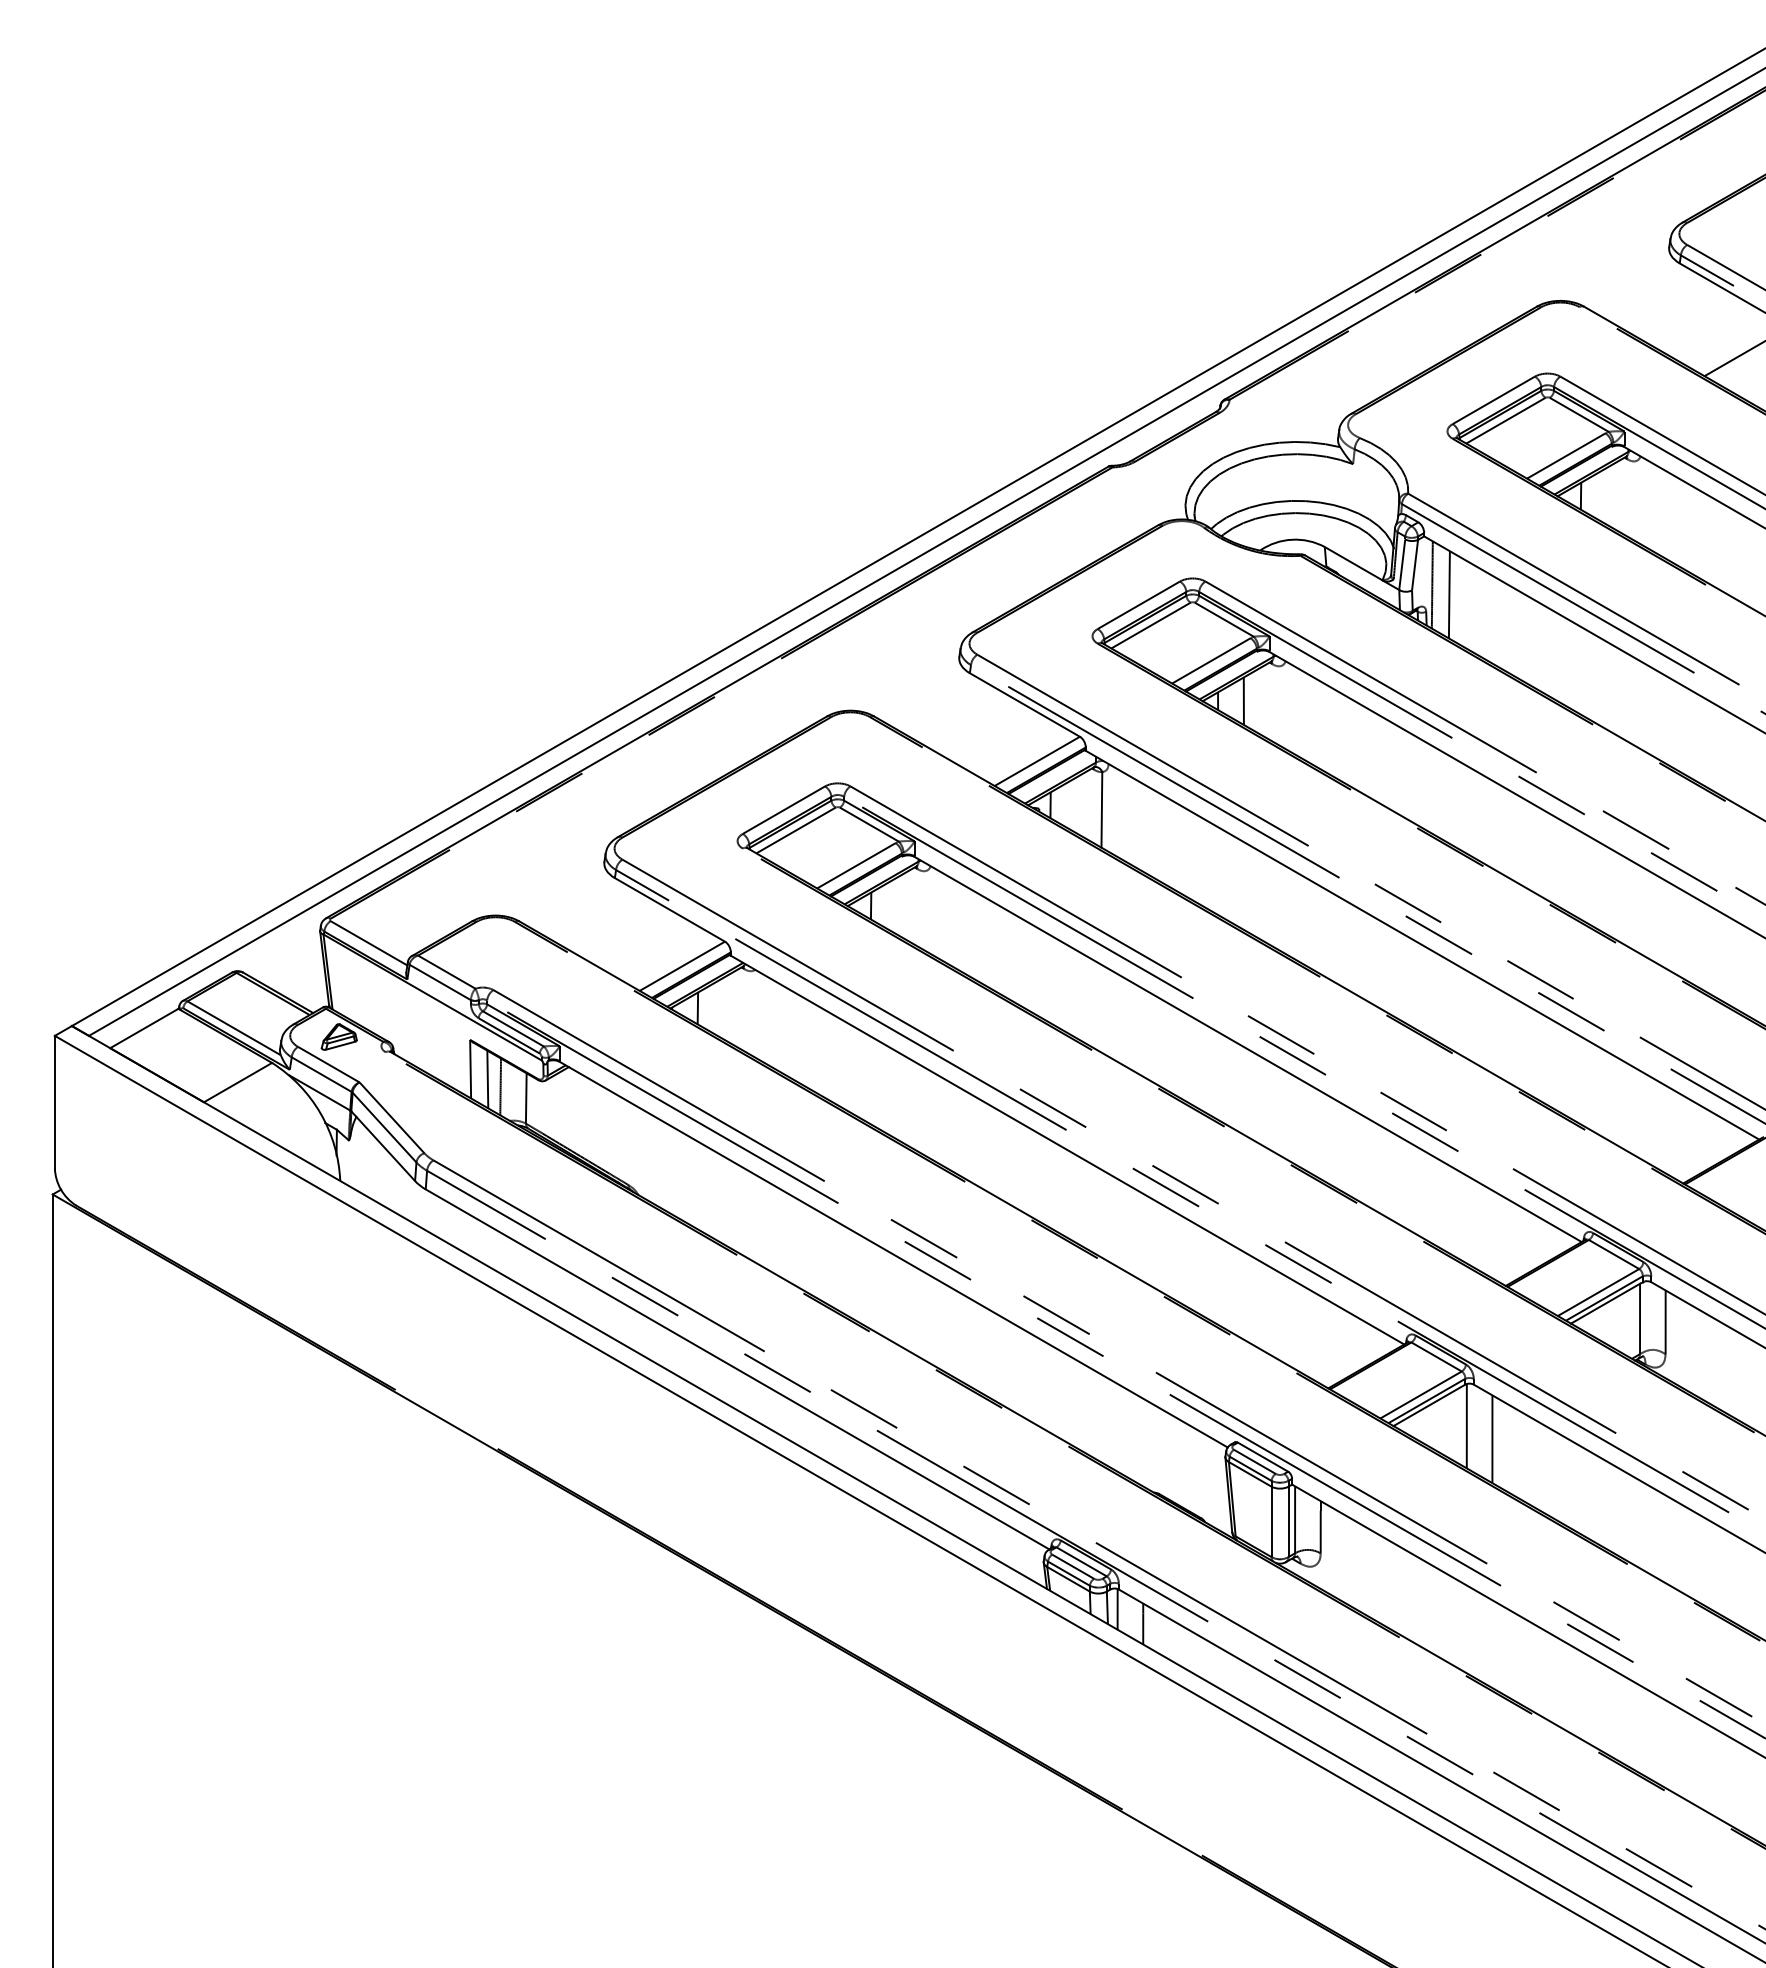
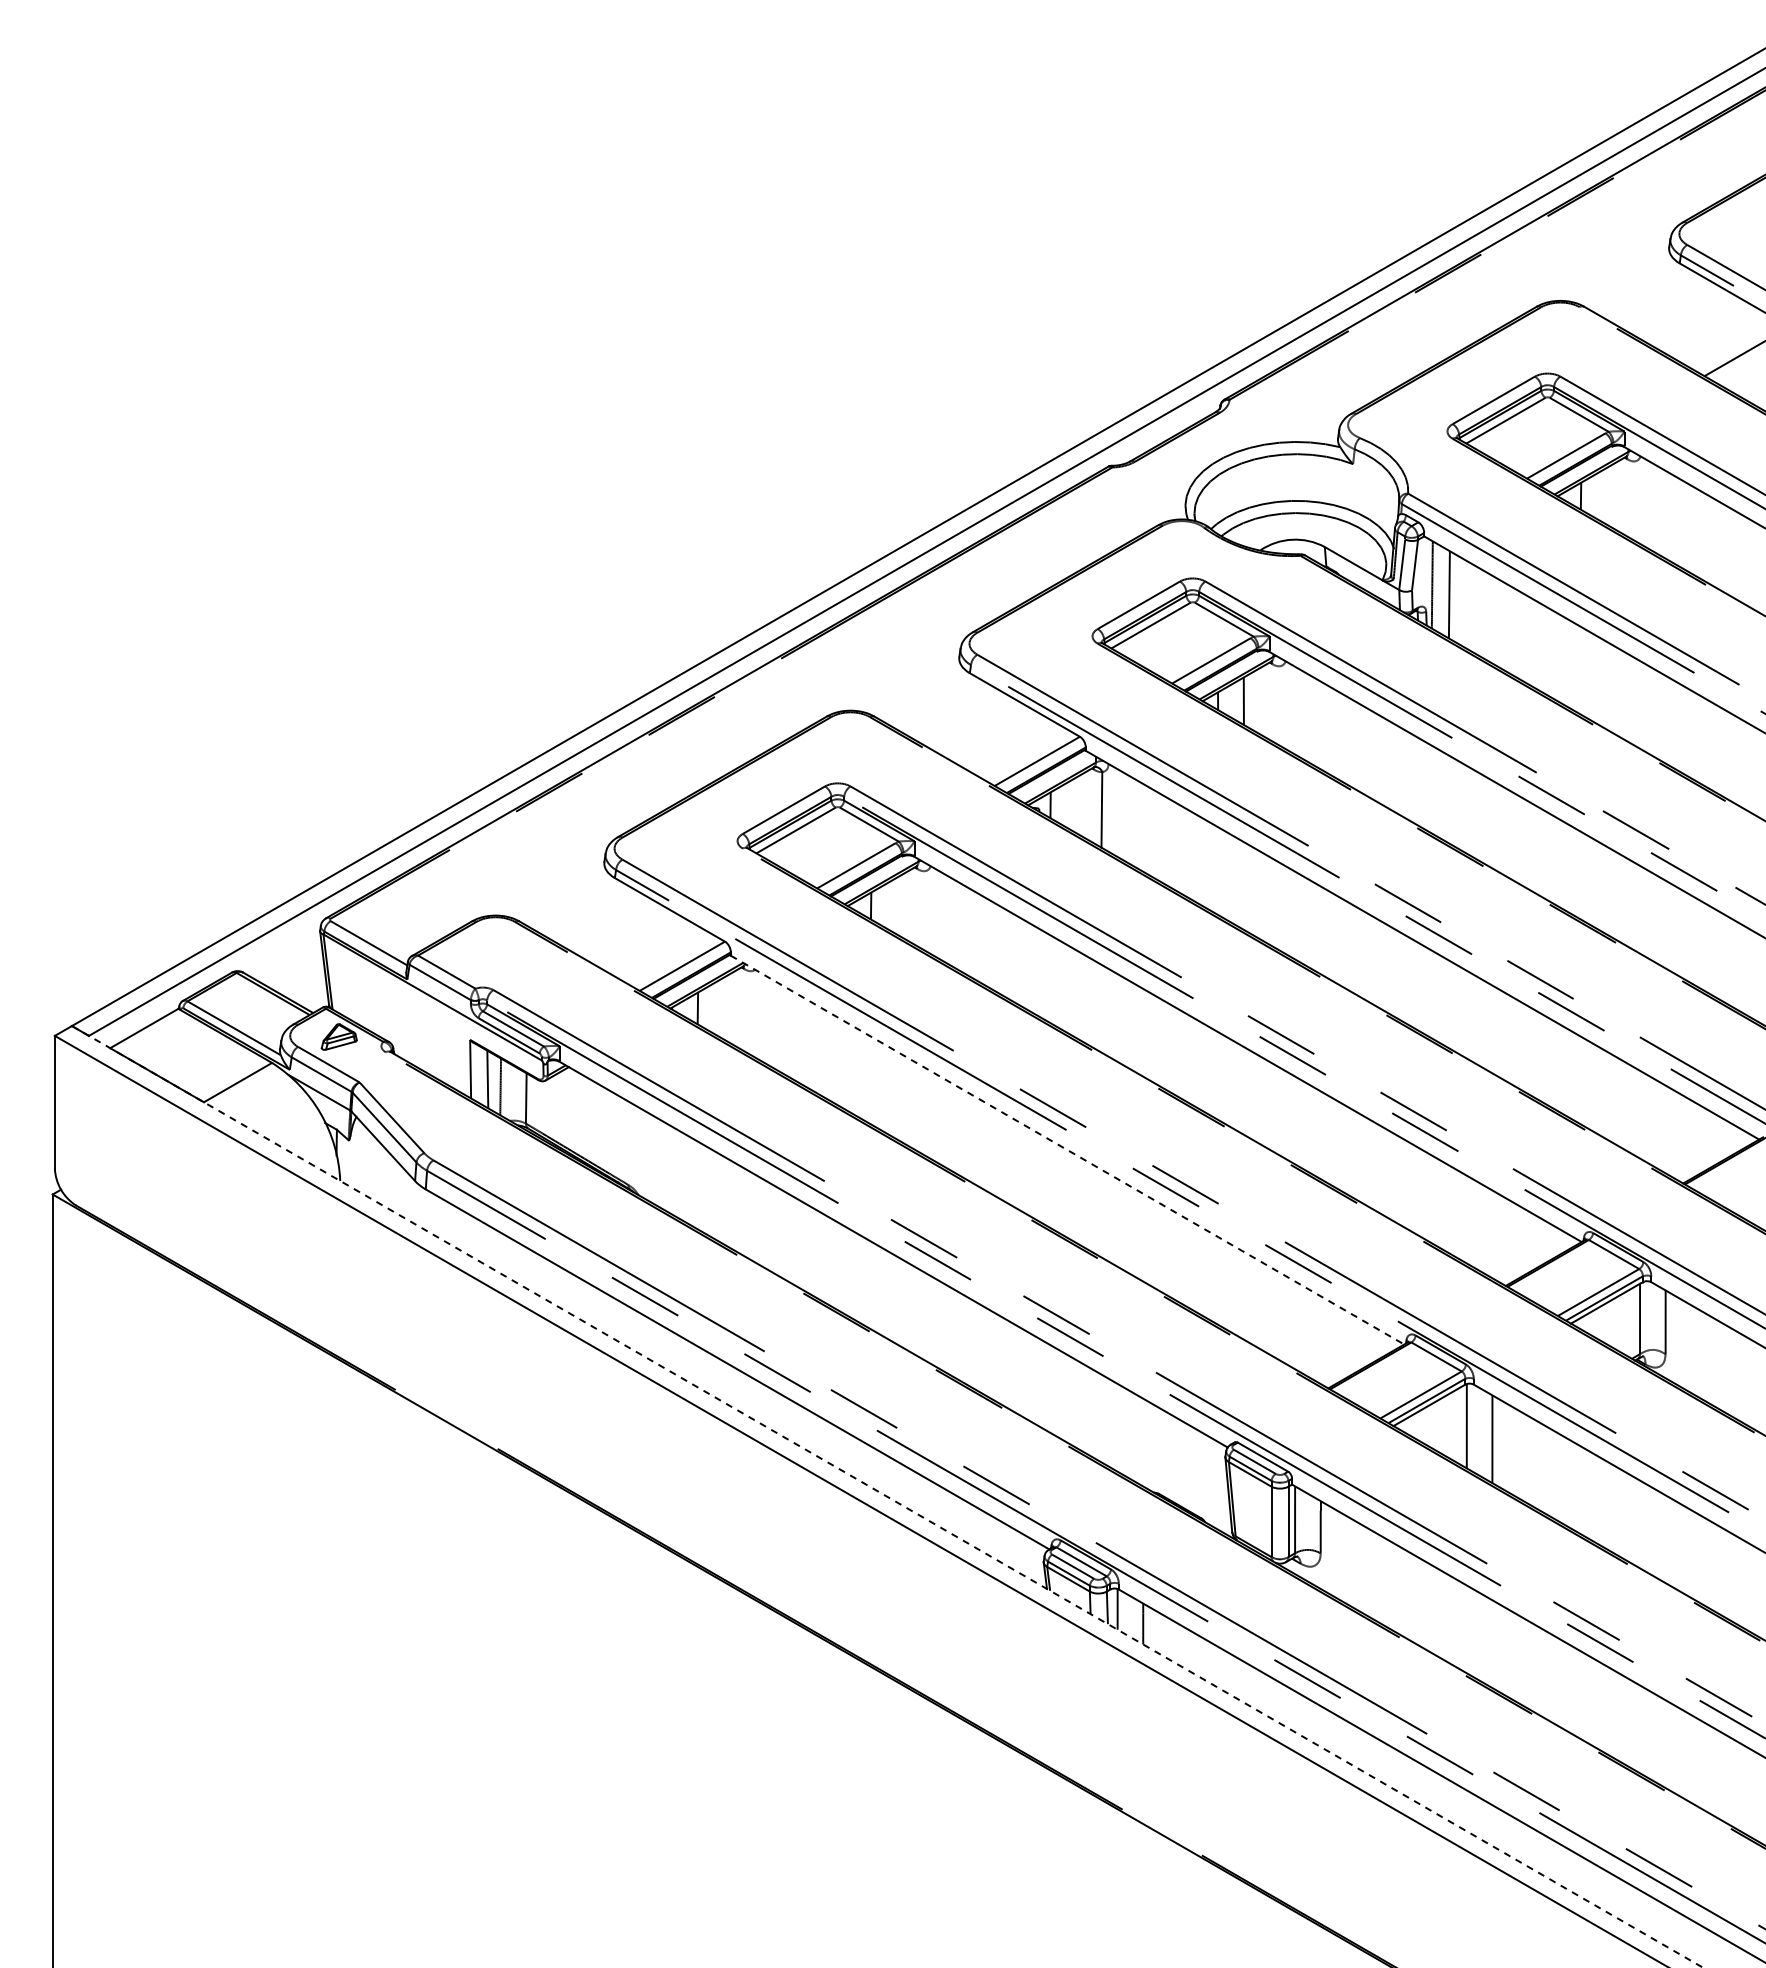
line: solid -> dashed (1067, 1150)
line: solid -> dashed (887, 1496)
